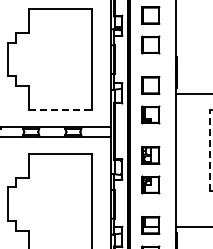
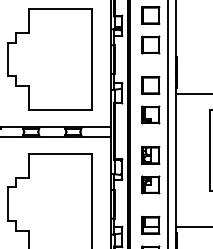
line: dashed -> solid (60, 109)
line: none -> present (167, 123)
line: dashed -> solid (209, 150)
